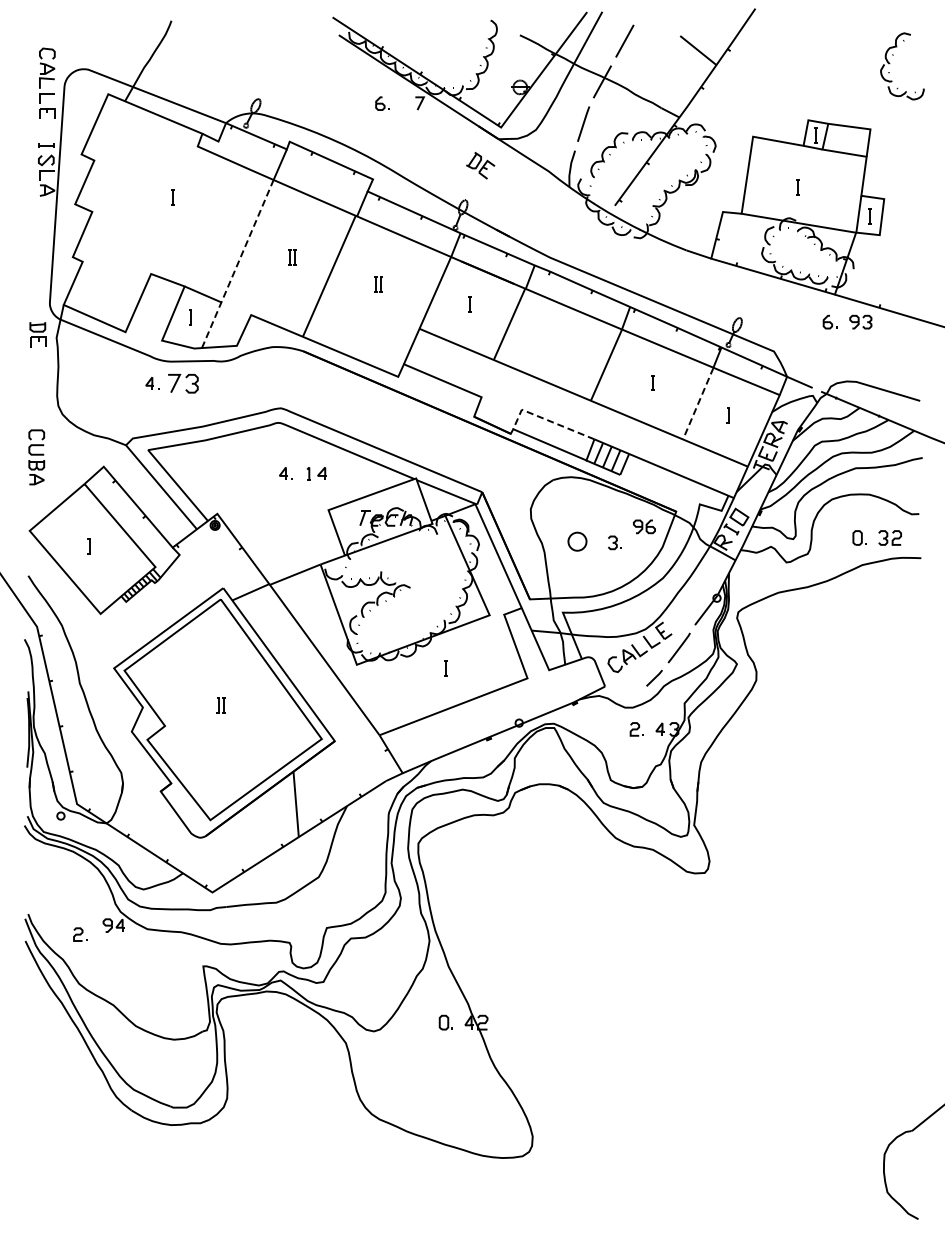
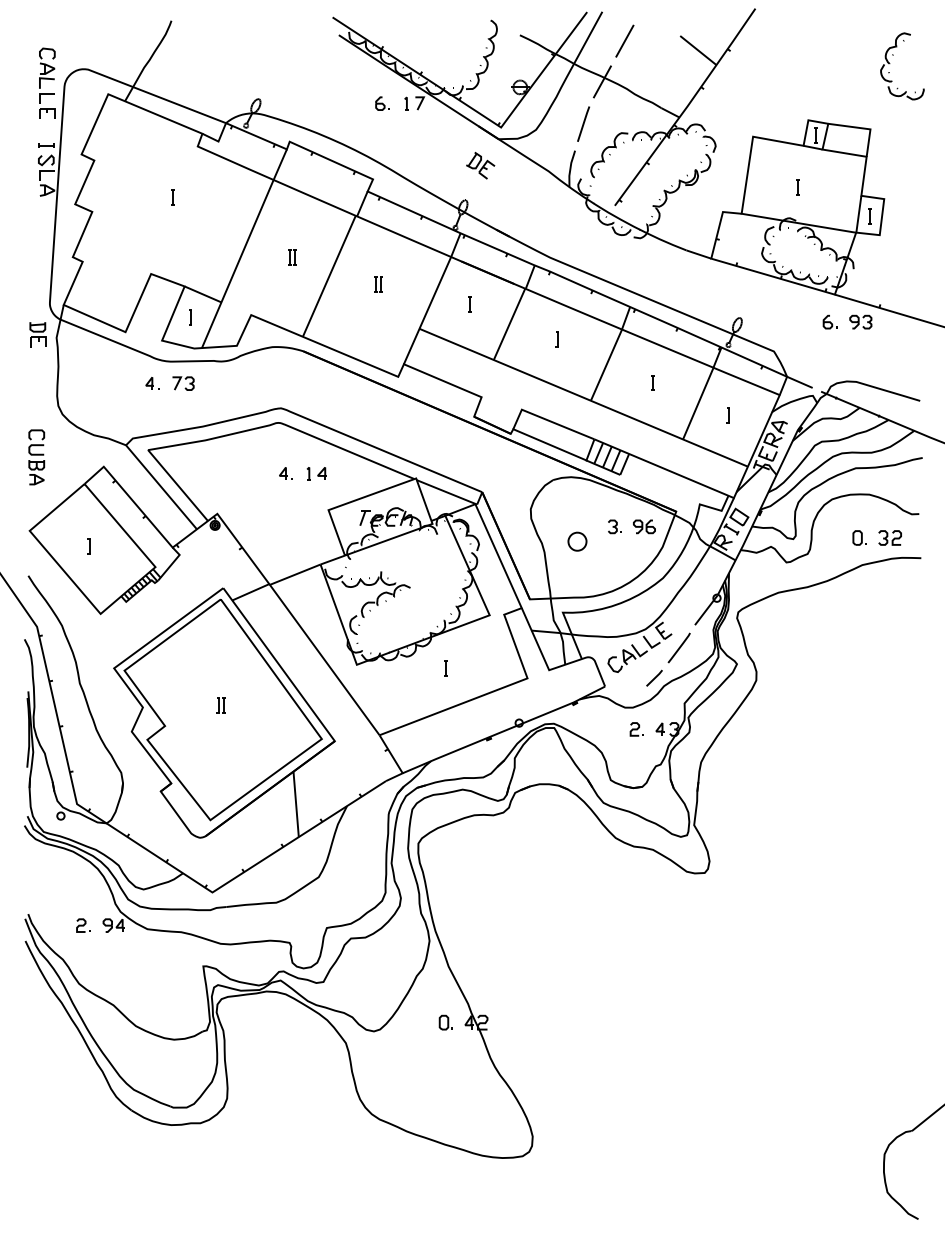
part: none -> present (406, 103)
line: dashed -> solid (237, 264)
part: none -> present (556, 339)
part size: 31x20 px -> 23x15 px (183, 383)
line: dashed -> solid (697, 404)
line: dashed -> solid (547, 420)
part position: (614, 542) -> (614, 526) (614, 526)
part position: (80, 934) -> (83, 925) (83, 925)
